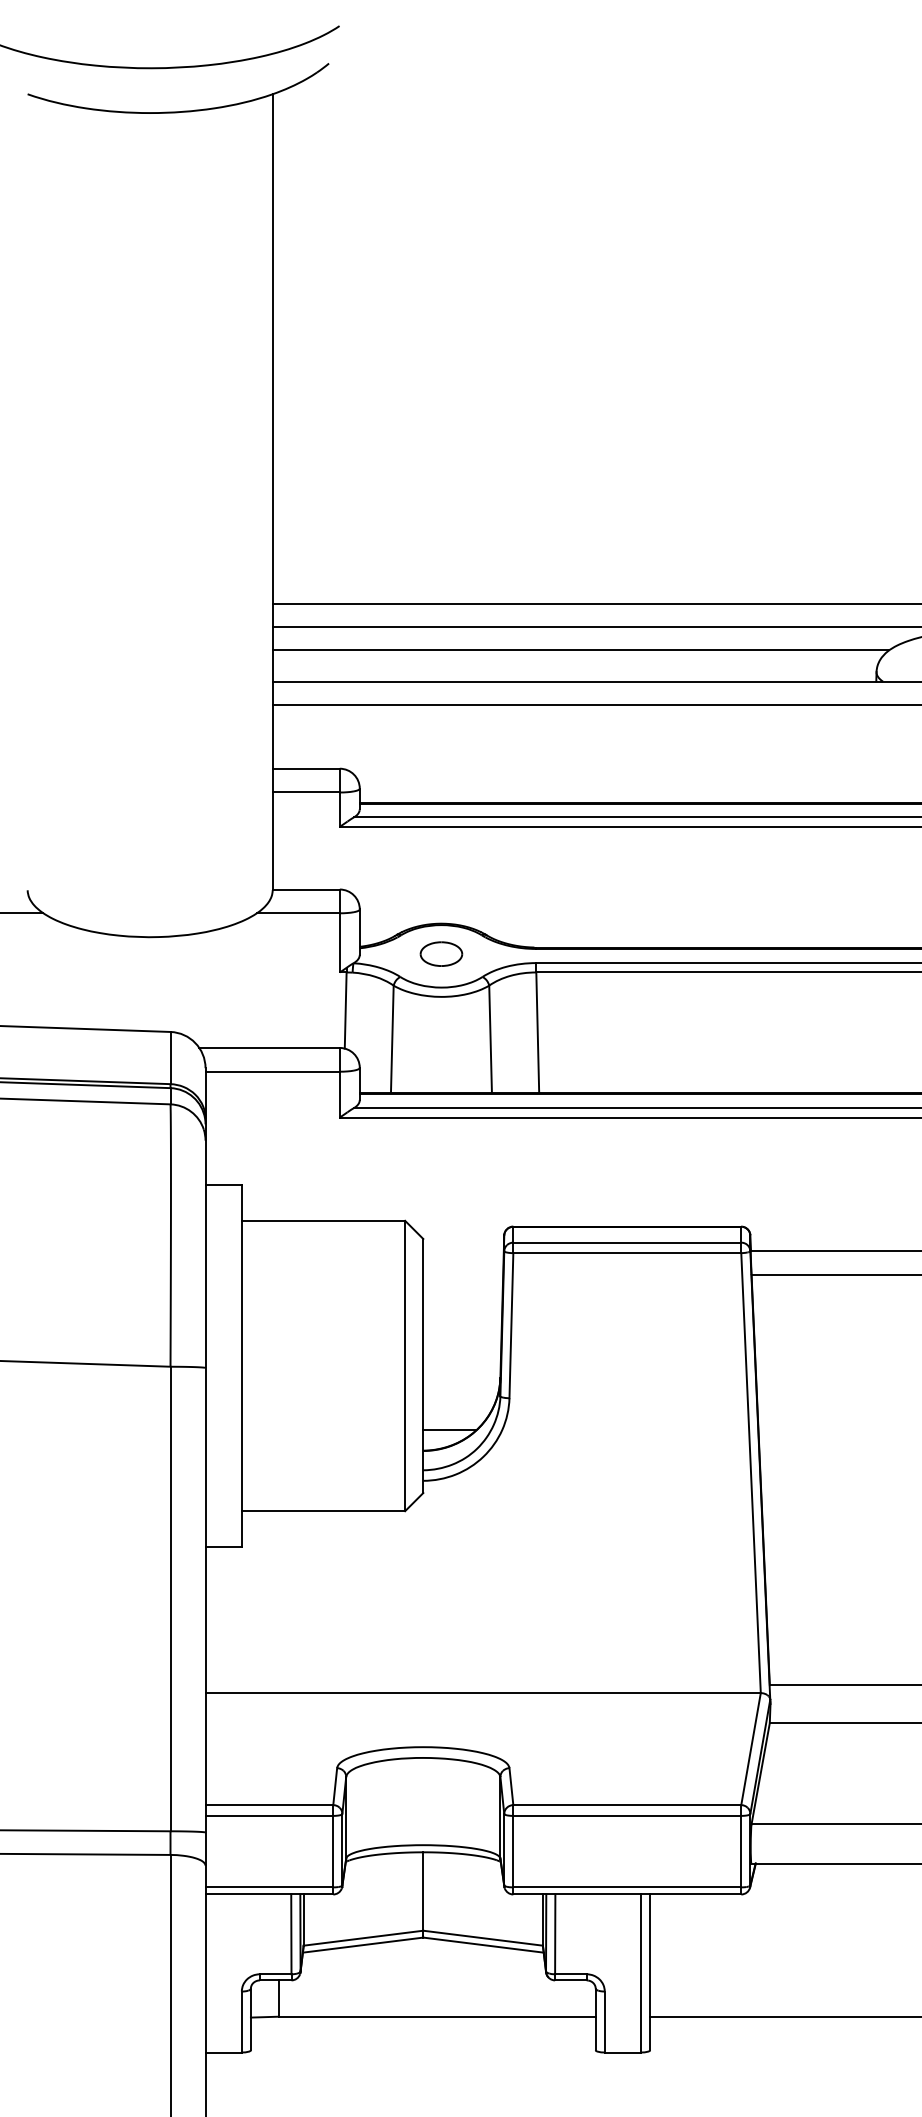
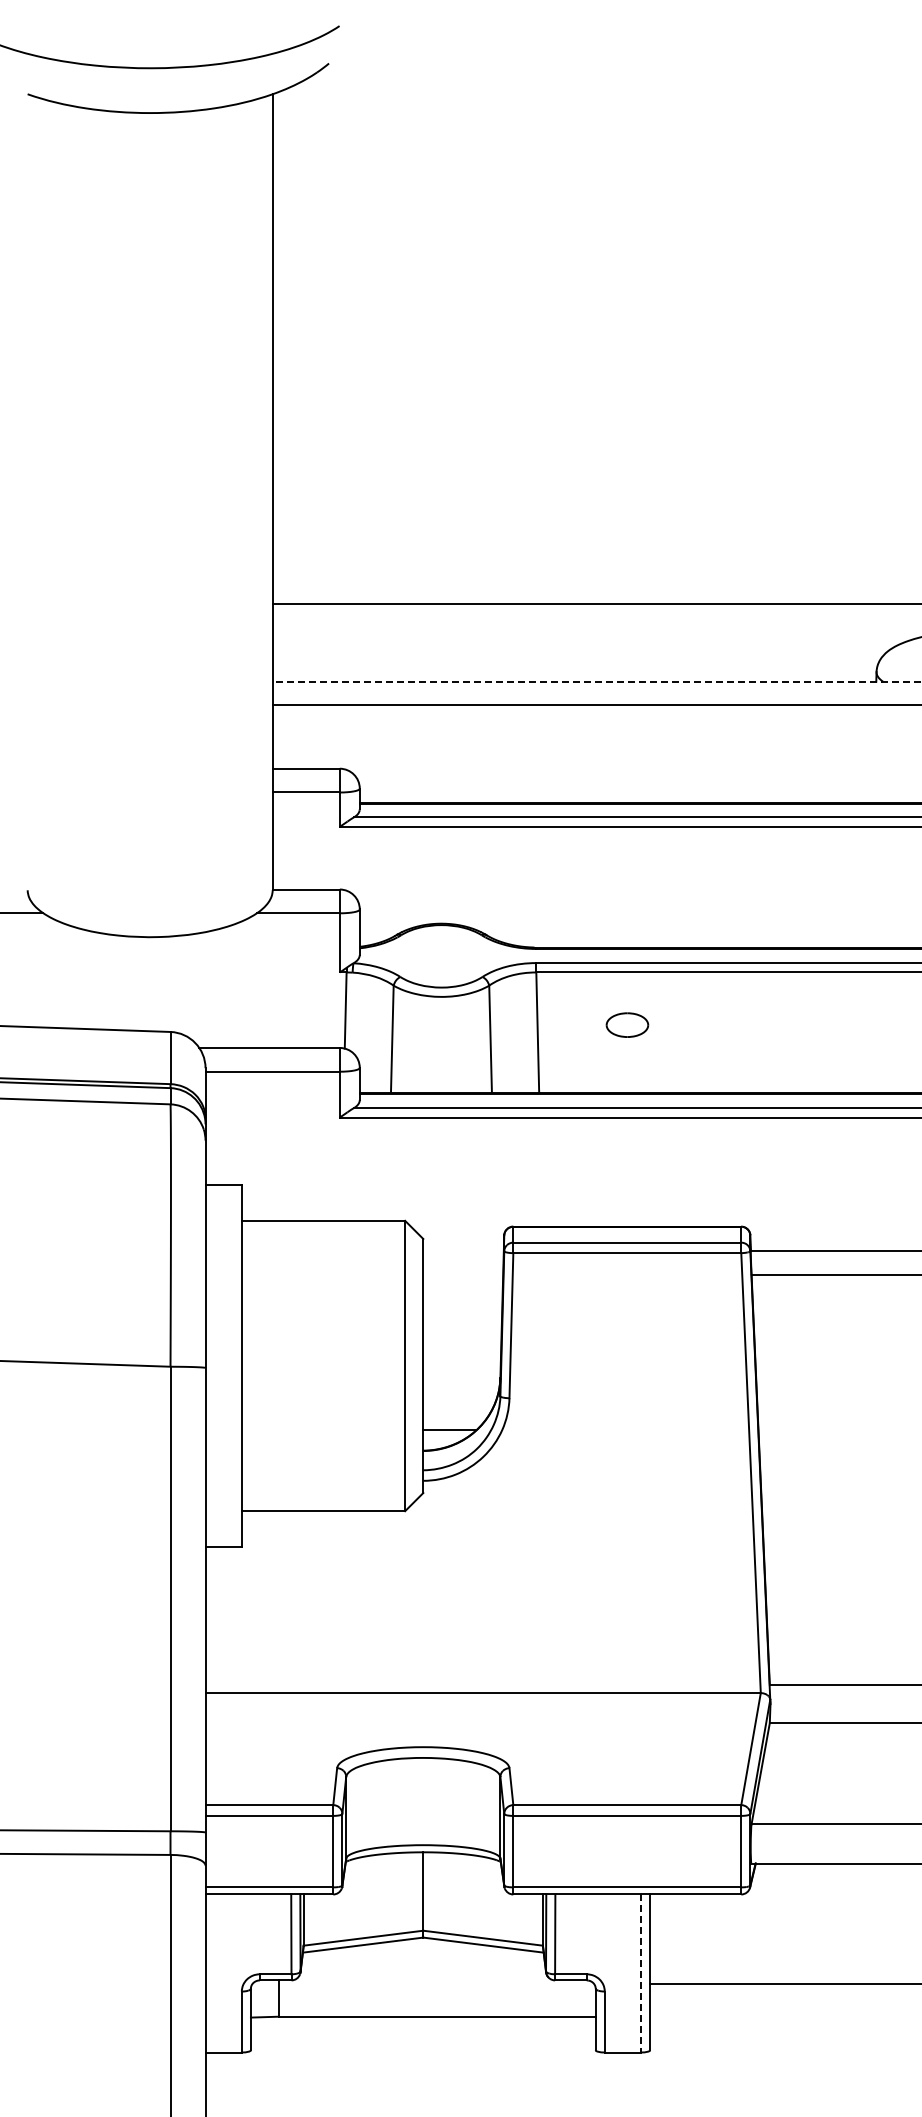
line: present -> none (595, 626)
line: present -> none (580, 650)
line: solid -> dashed (596, 681)
part position: (441, 953) -> (627, 1024) (627, 1024)
line: solid -> dashed (641, 1974)
line position: (784, 2016) -> (784, 1983) (784, 1983)
